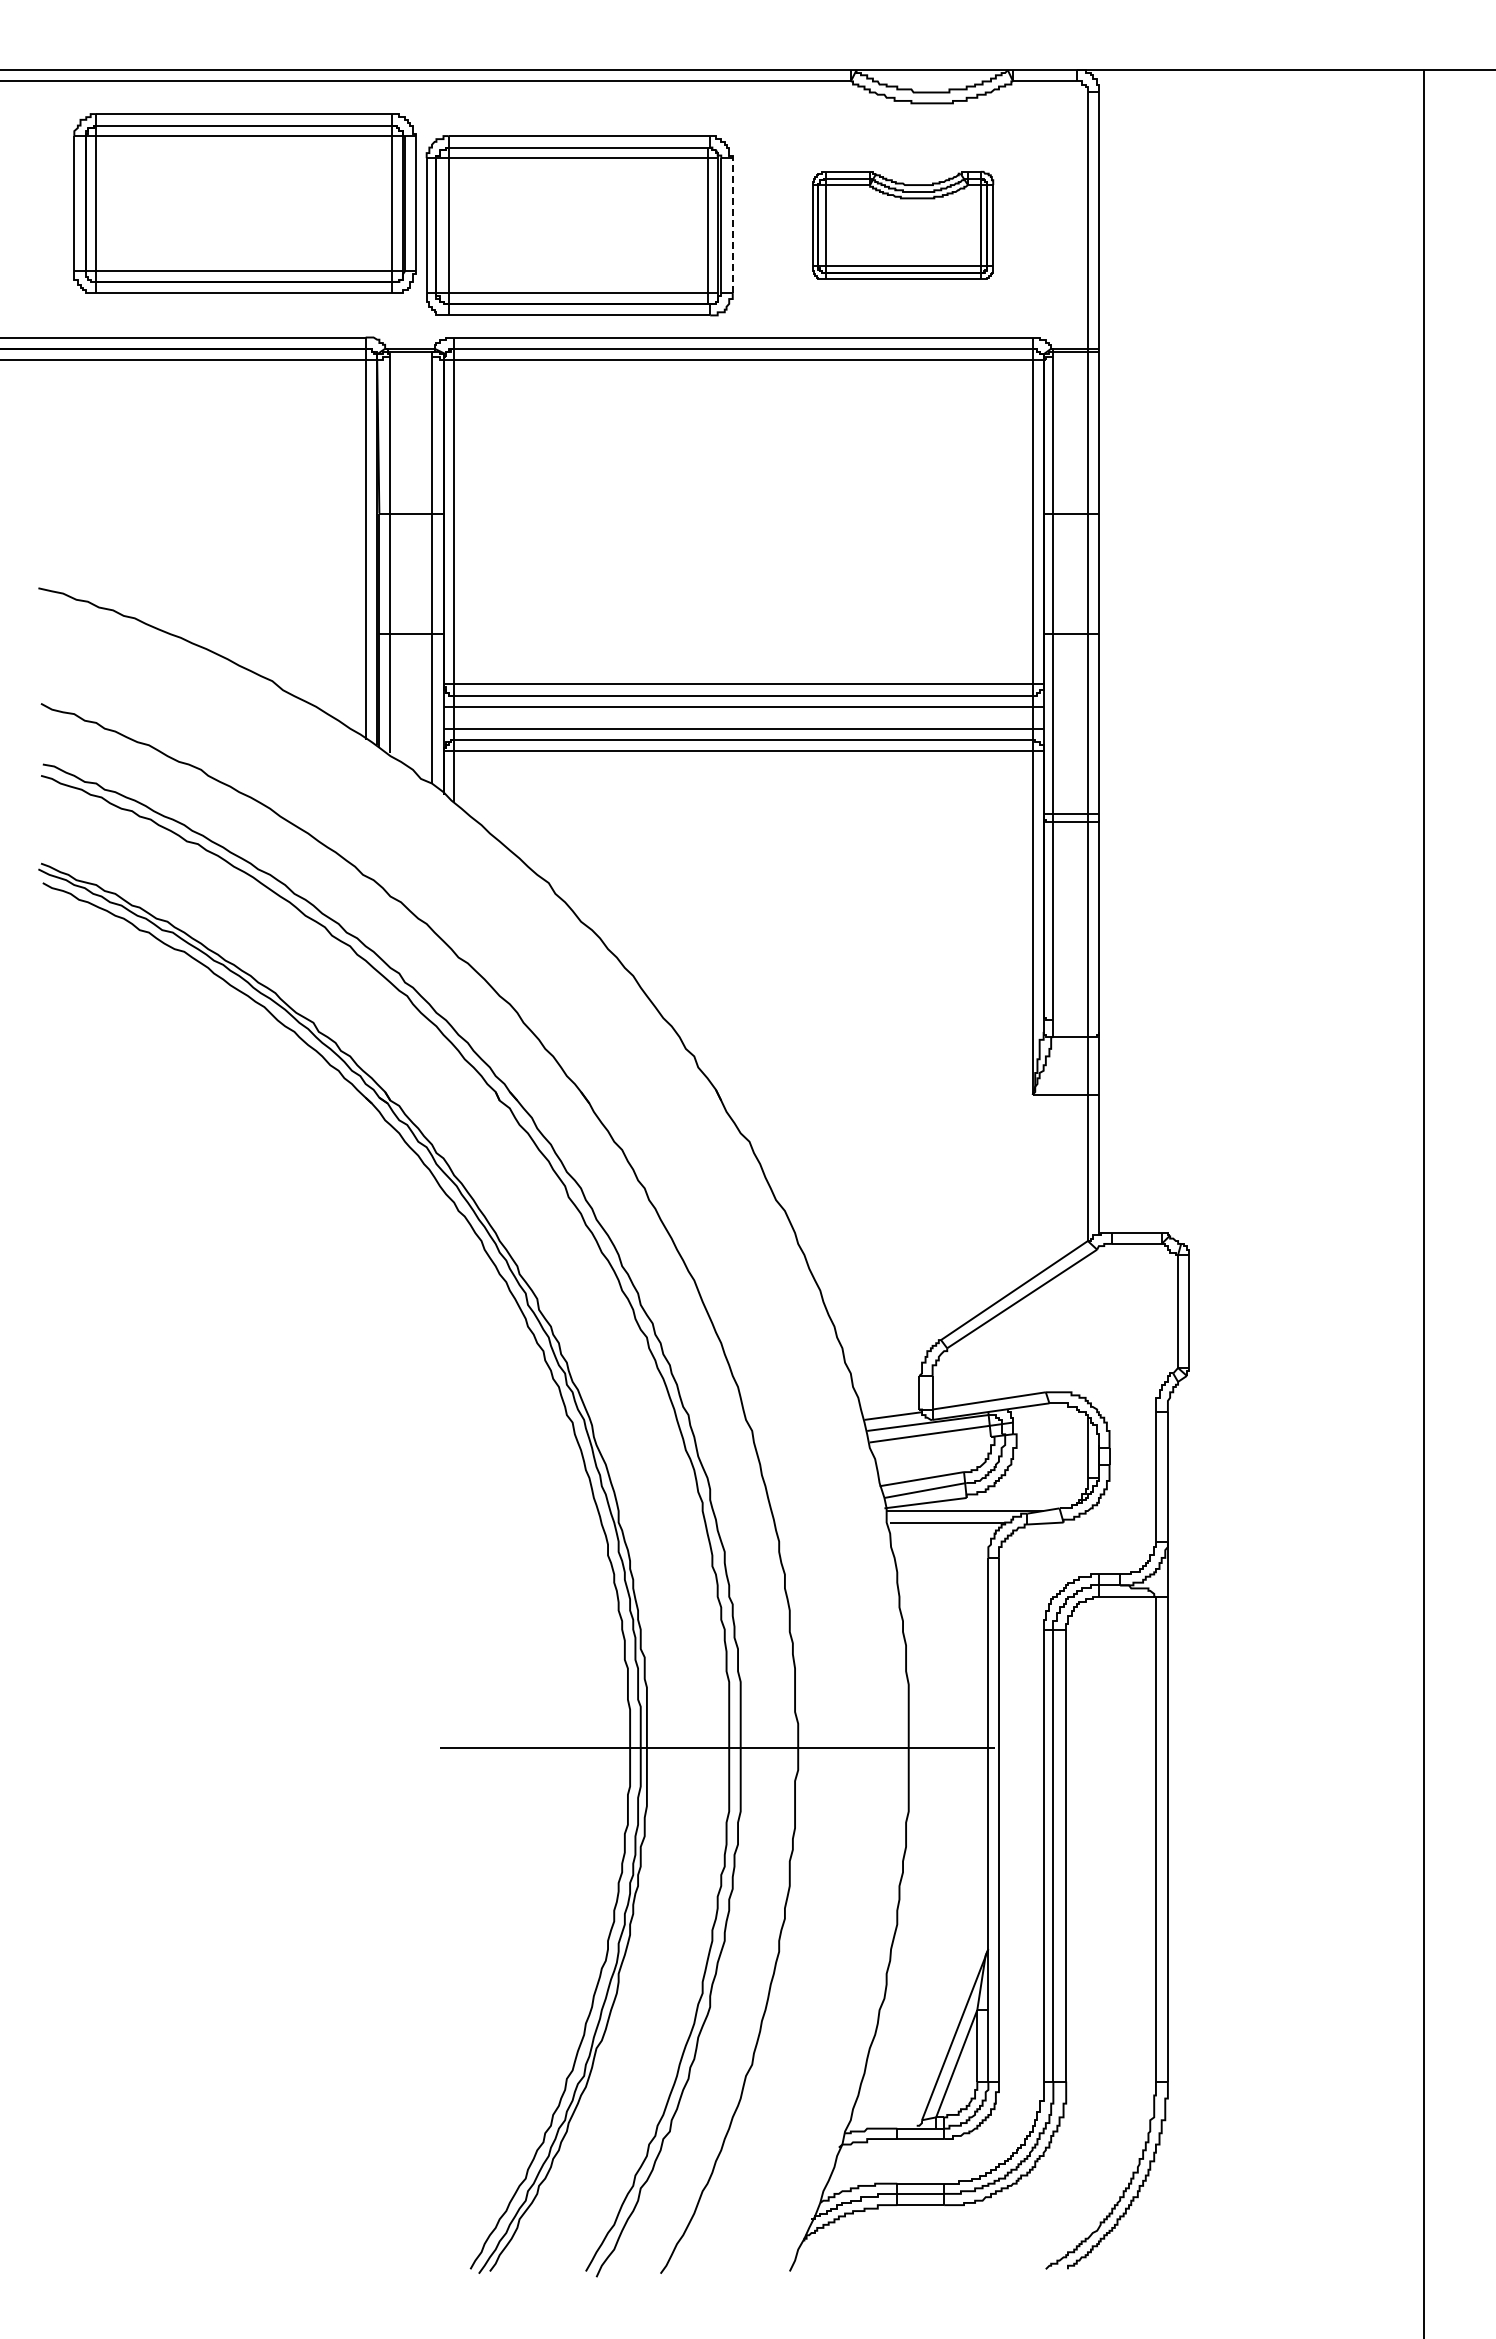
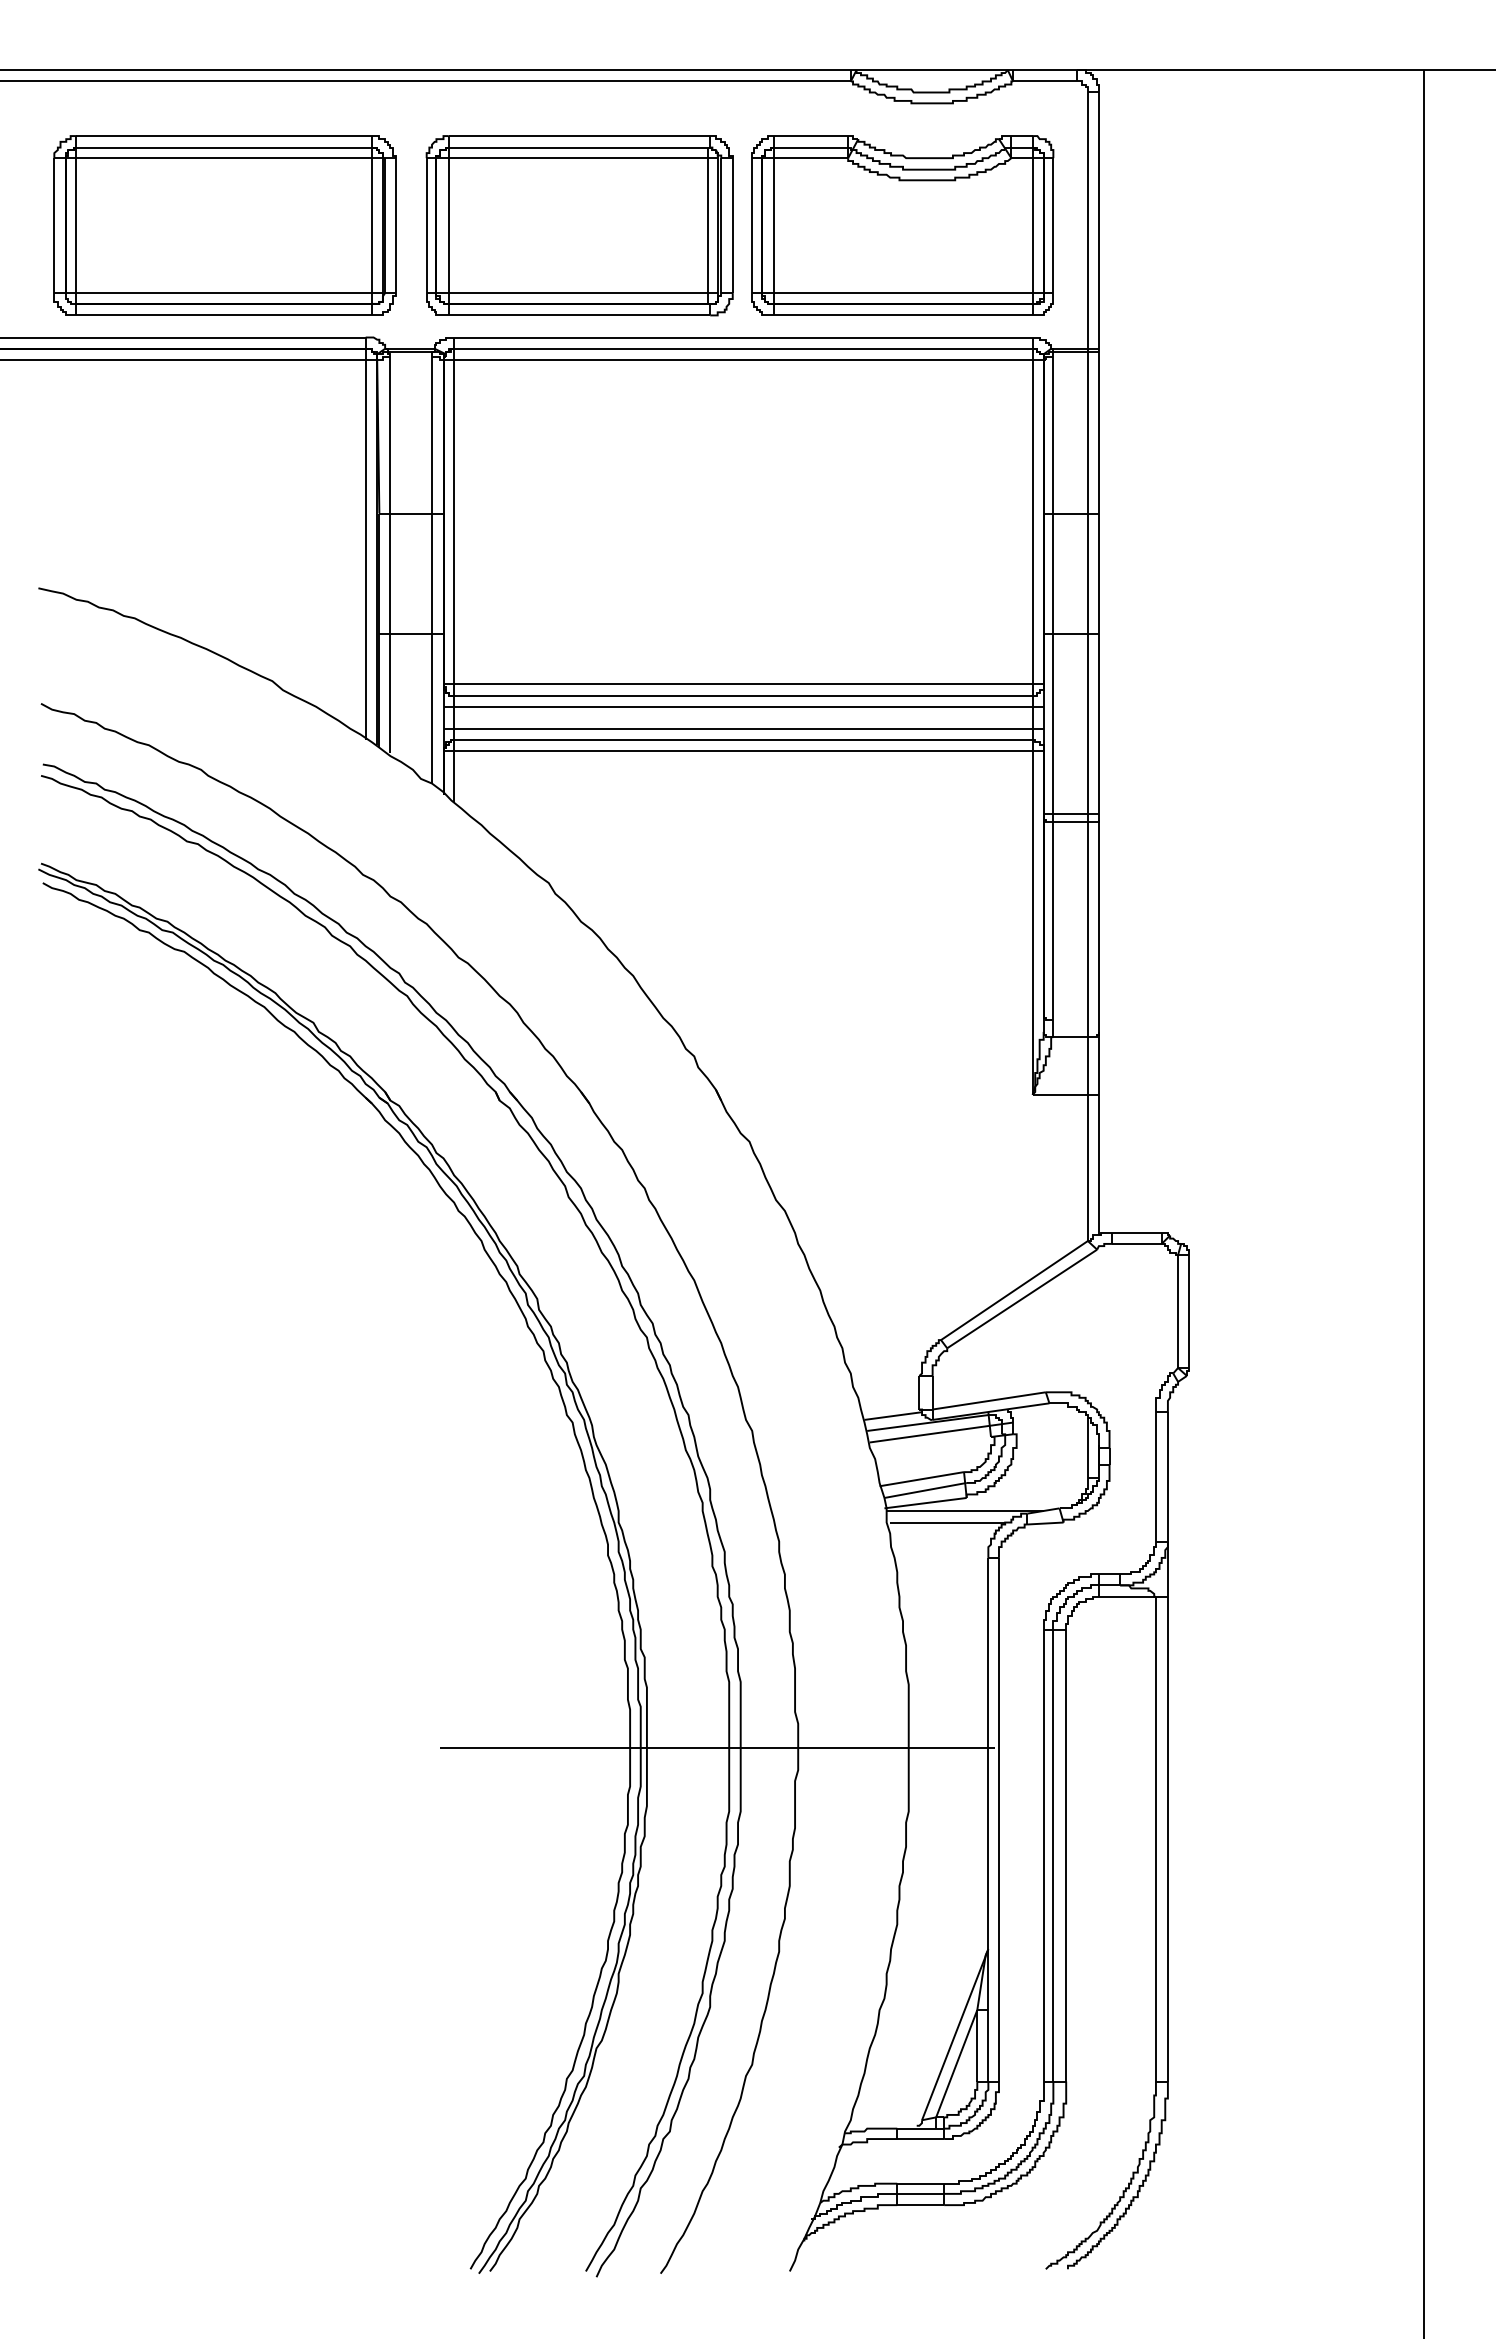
part position: (244, 203) -> (224, 225) (224, 225)
line: dashed -> solid (732, 225)
part size: 183x109 px -> 304x181 px (902, 225)
